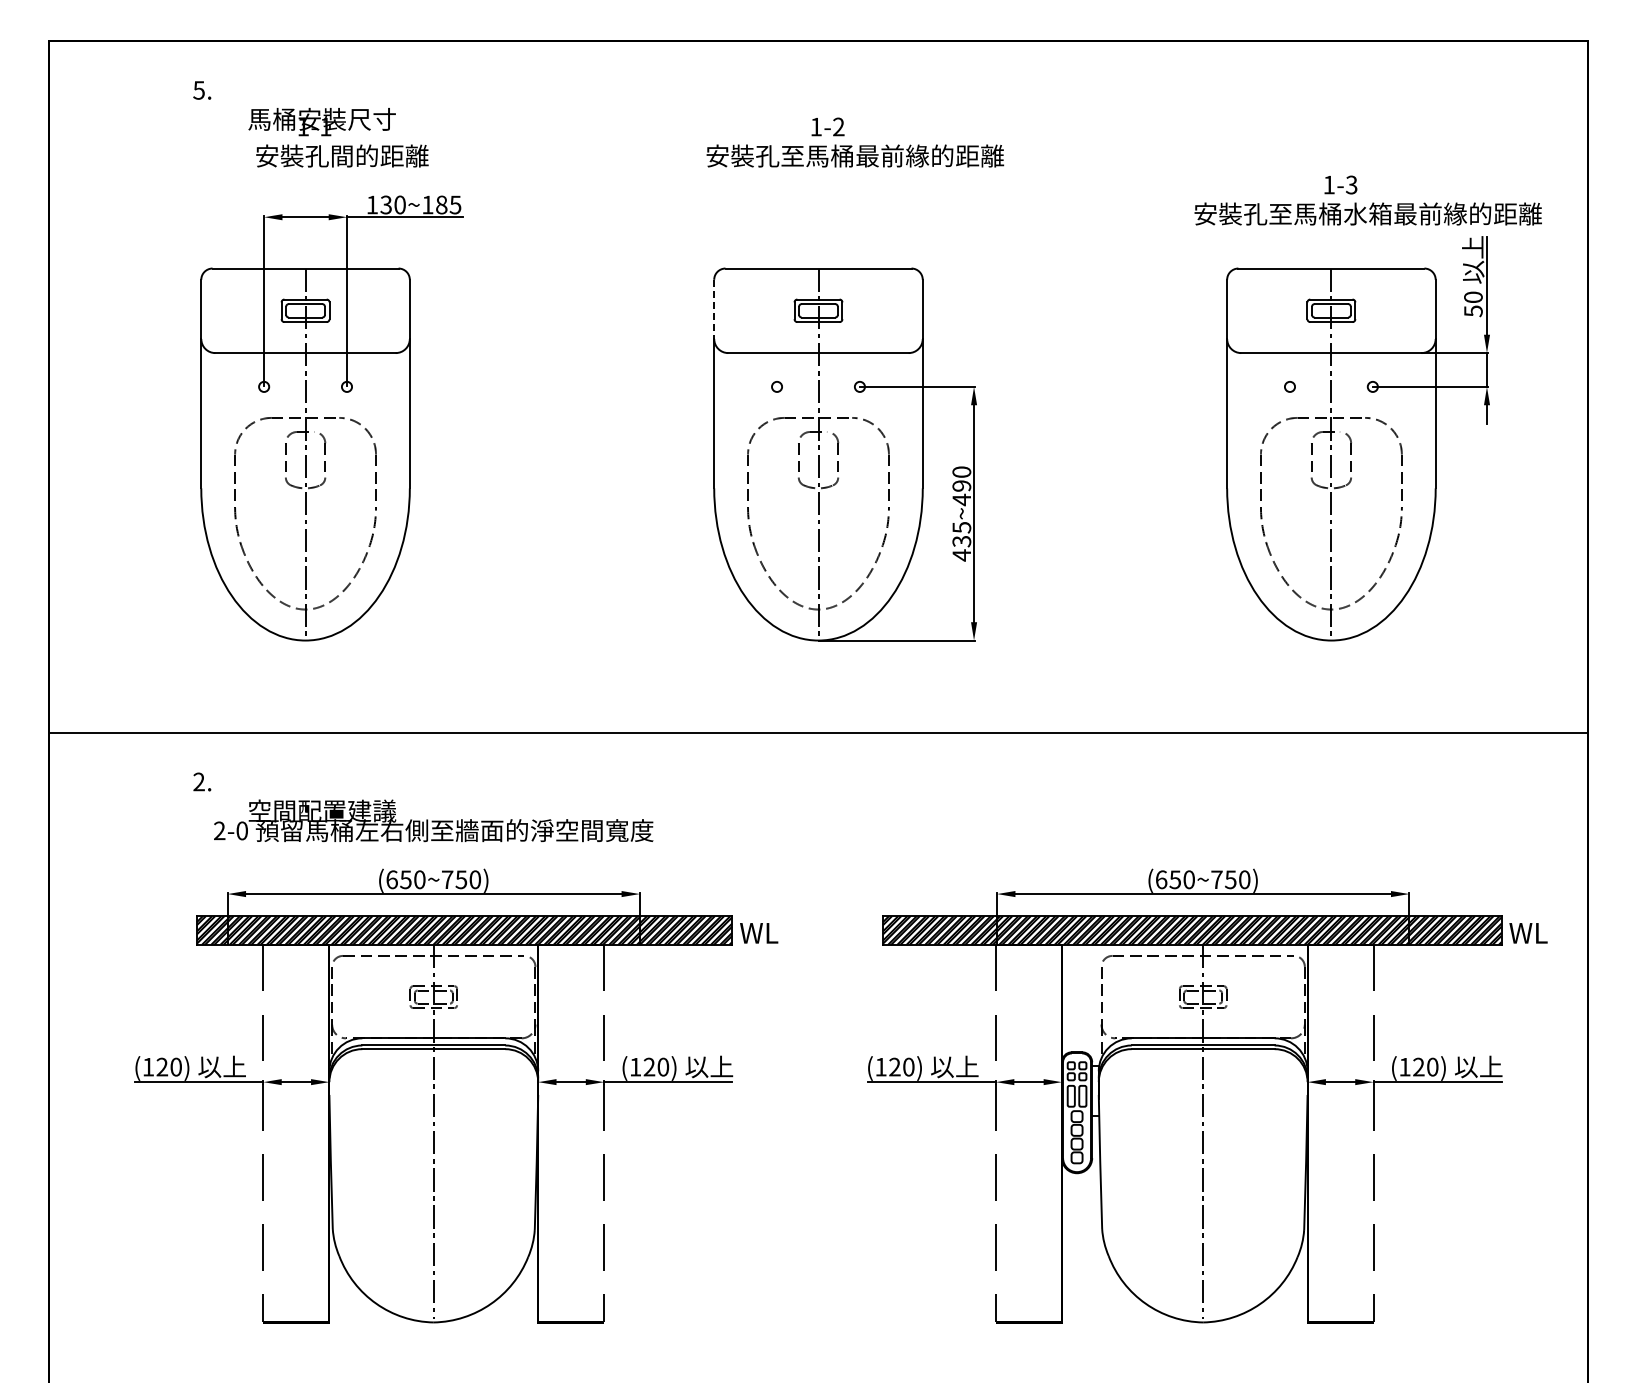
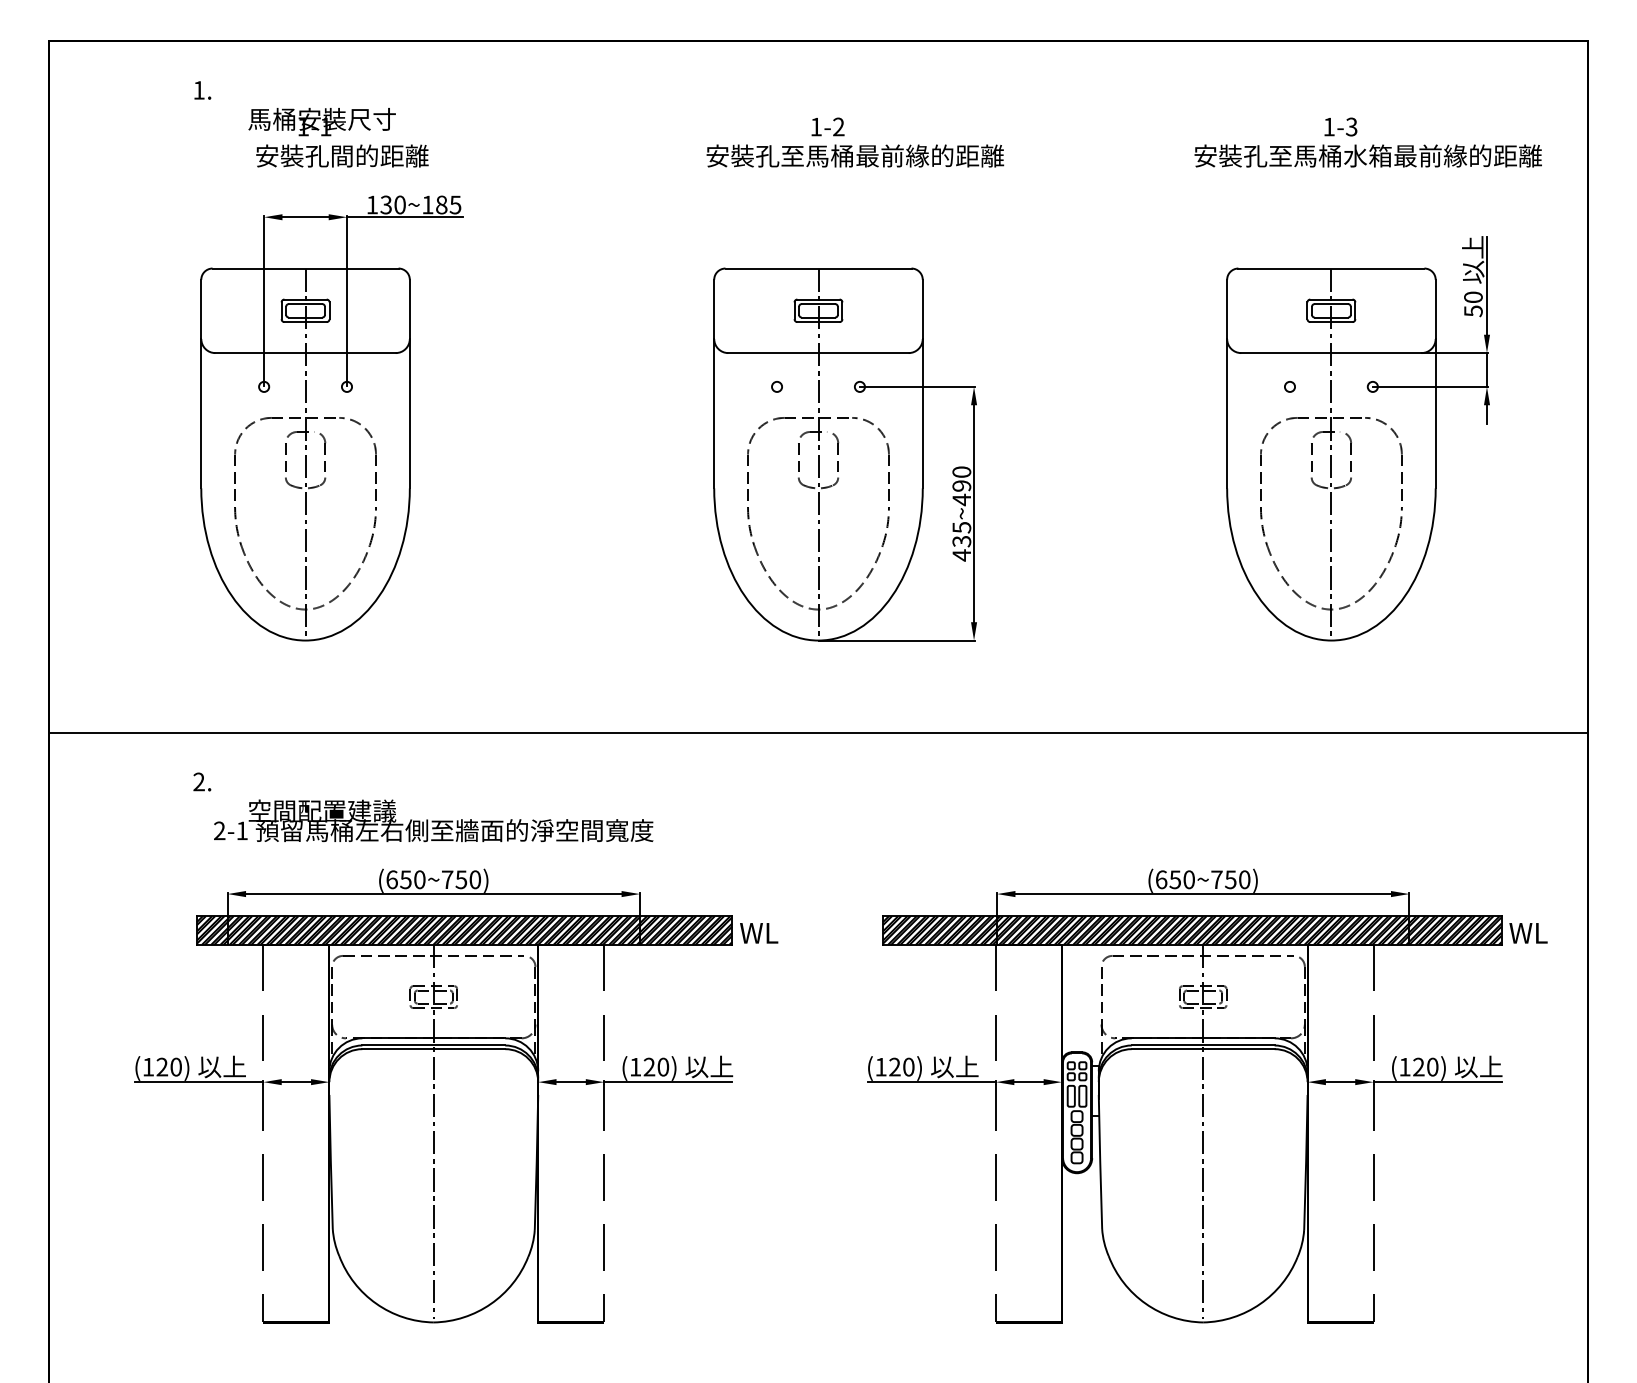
text: 5. -> 1. (198, 90)
text position: (1367, 200) -> (1367, 142) (1367, 142)
line: dashed -> solid (714, 309)
text: 2-0 -> 2-1 (241, 830)
